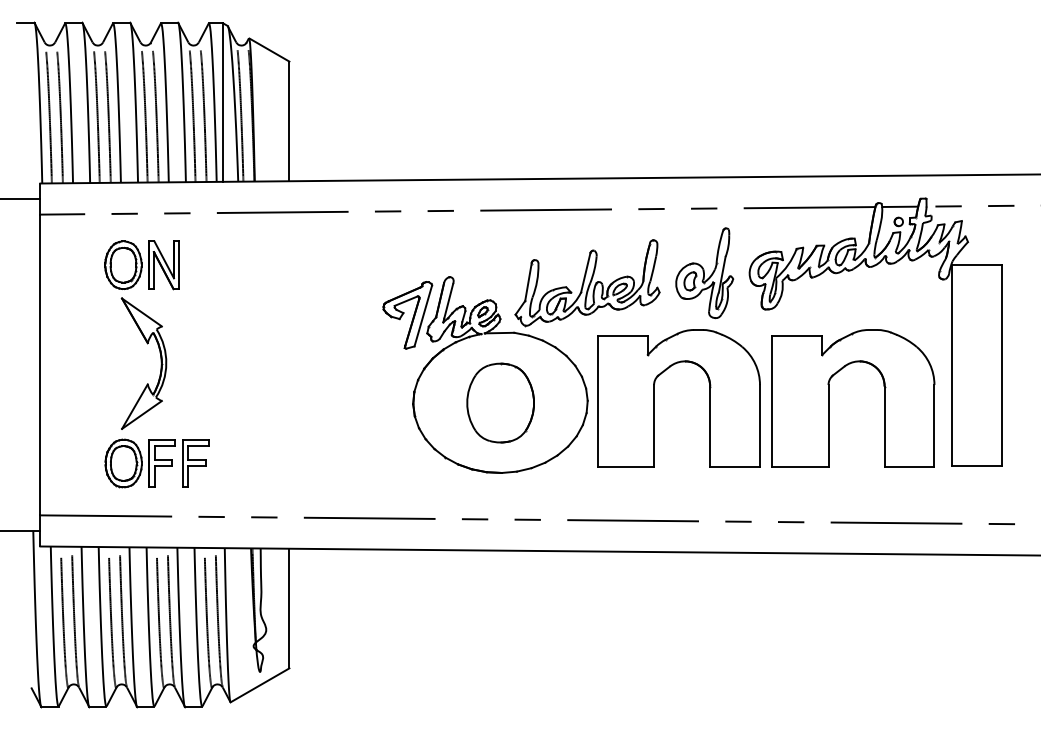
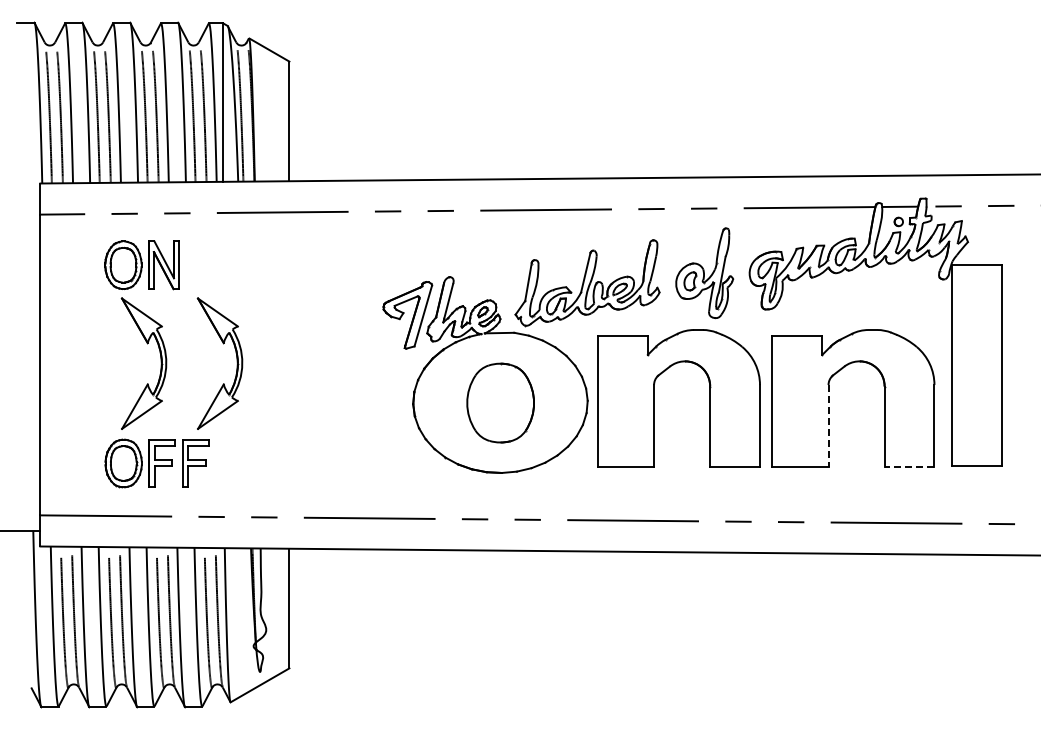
line: present -> none (21, 199)
part: none -> present (236, 362)
line: solid -> dashed (828, 426)
line: solid -> dashed (909, 467)
